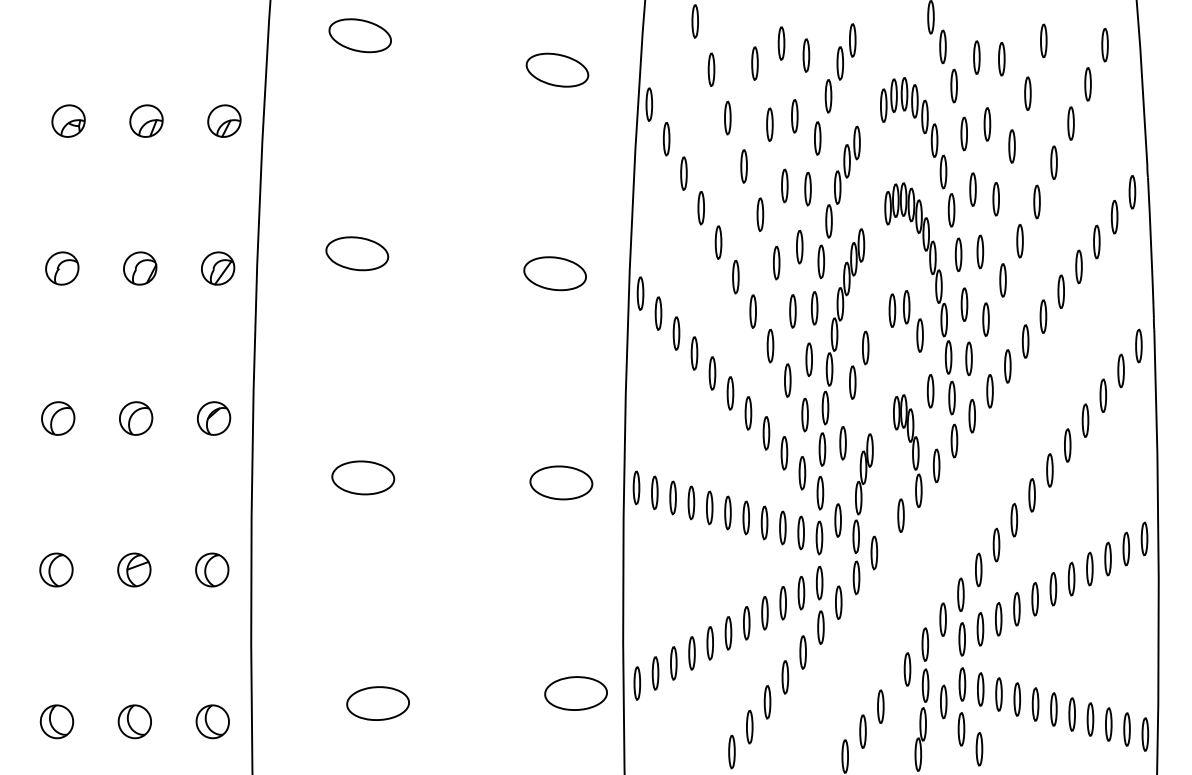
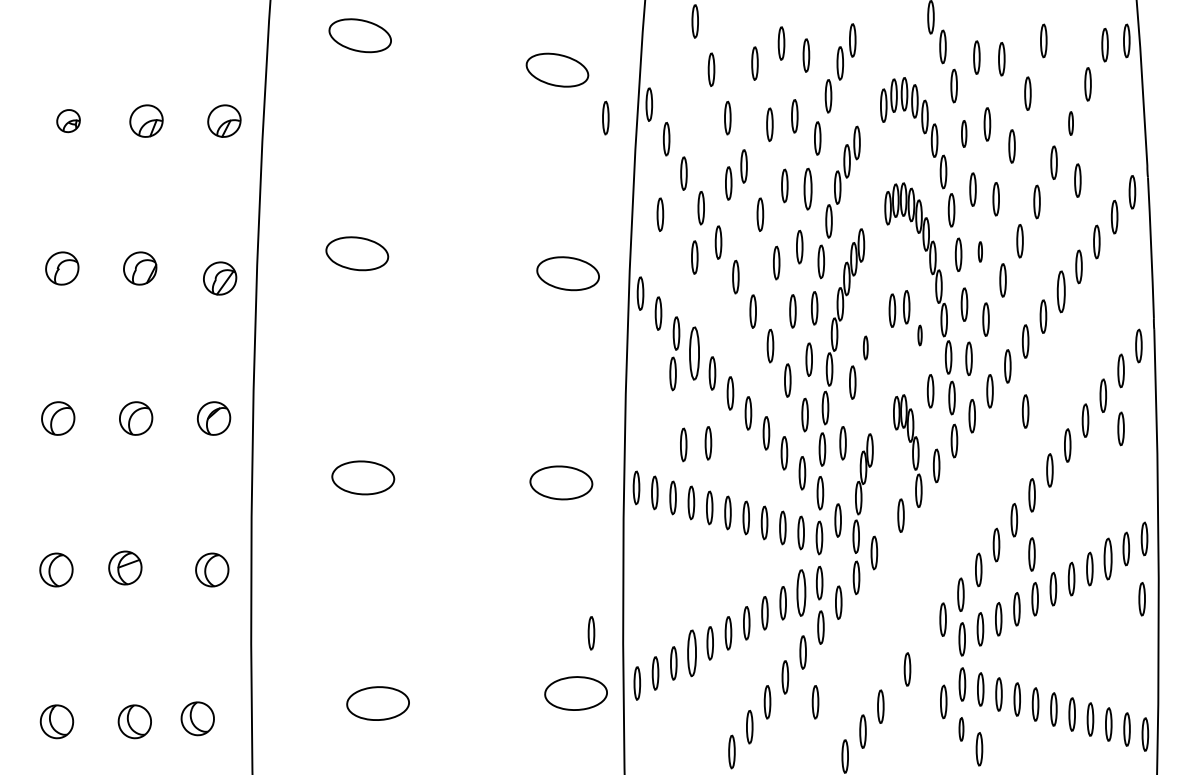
part: none -> present (1126, 40)
part: none -> present (605, 117)
part size: 35x34 px -> 25x25 px (68, 121)
part size: 8x35 px -> 6x25 px (1070, 123)
part size: 8x36 px -> 7x28 px (964, 133)
part: none -> present (1077, 180)
part: none -> present (728, 183)
part size: 8x36 px -> 10x44 px (807, 188)
part: none -> present (660, 214)
part size: 9x36 px -> 6x22 px (979, 251)
part: none -> present (694, 257)
part position: (218, 268) -> (220, 278) (220, 278)
part position: (554, 273) -> (567, 273) (567, 273)
part size: 8x35 px -> 10x44 px (1060, 291)
part size: 8x35 px -> 6x23 px (919, 335)
part size: 8x36 px -> 7x26 px (865, 347)
part size: 9x35 px -> 11x55 px (694, 353)
part: none -> present (672, 373)
part: none -> present (1025, 411)
part: none -> present (1120, 428)
part: none -> present (708, 443)
part: none -> present (683, 444)
part: none -> present (1031, 554)
part size: 8x36 px -> 10x44 px (1107, 558)
part position: (134, 569) -> (125, 567) (125, 567)
part size: 9x35 px -> 11x48 px (801, 592)
part: none -> present (1141, 599)
part: none -> present (591, 633)
part size: 8x35 px -> 10x49 px (691, 653)
part: present -> none (921, 699)
part: none -> present (815, 702)
part position: (212, 721) -> (197, 718) (197, 718)
part size: 9x35 px -> 7x25 px (961, 729)
